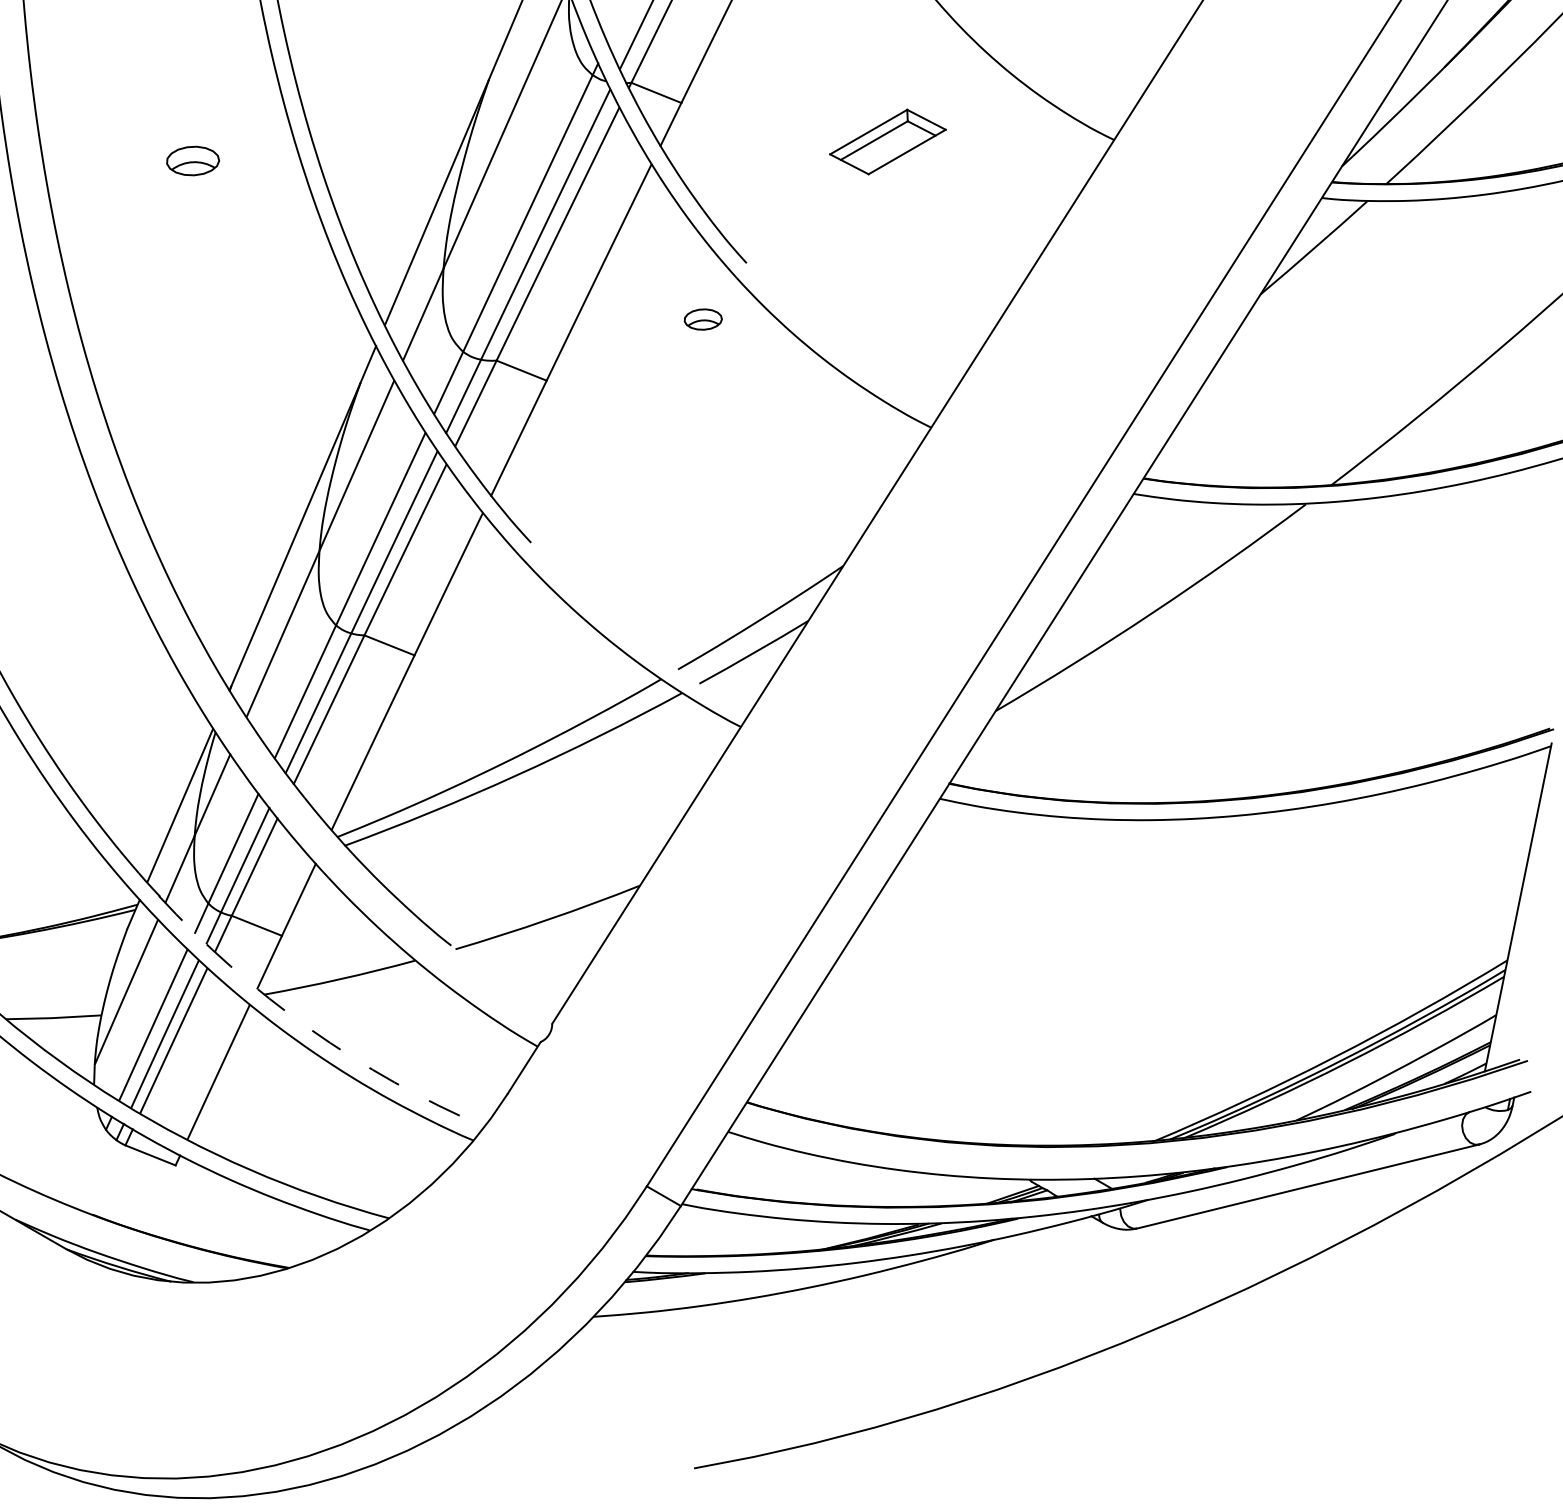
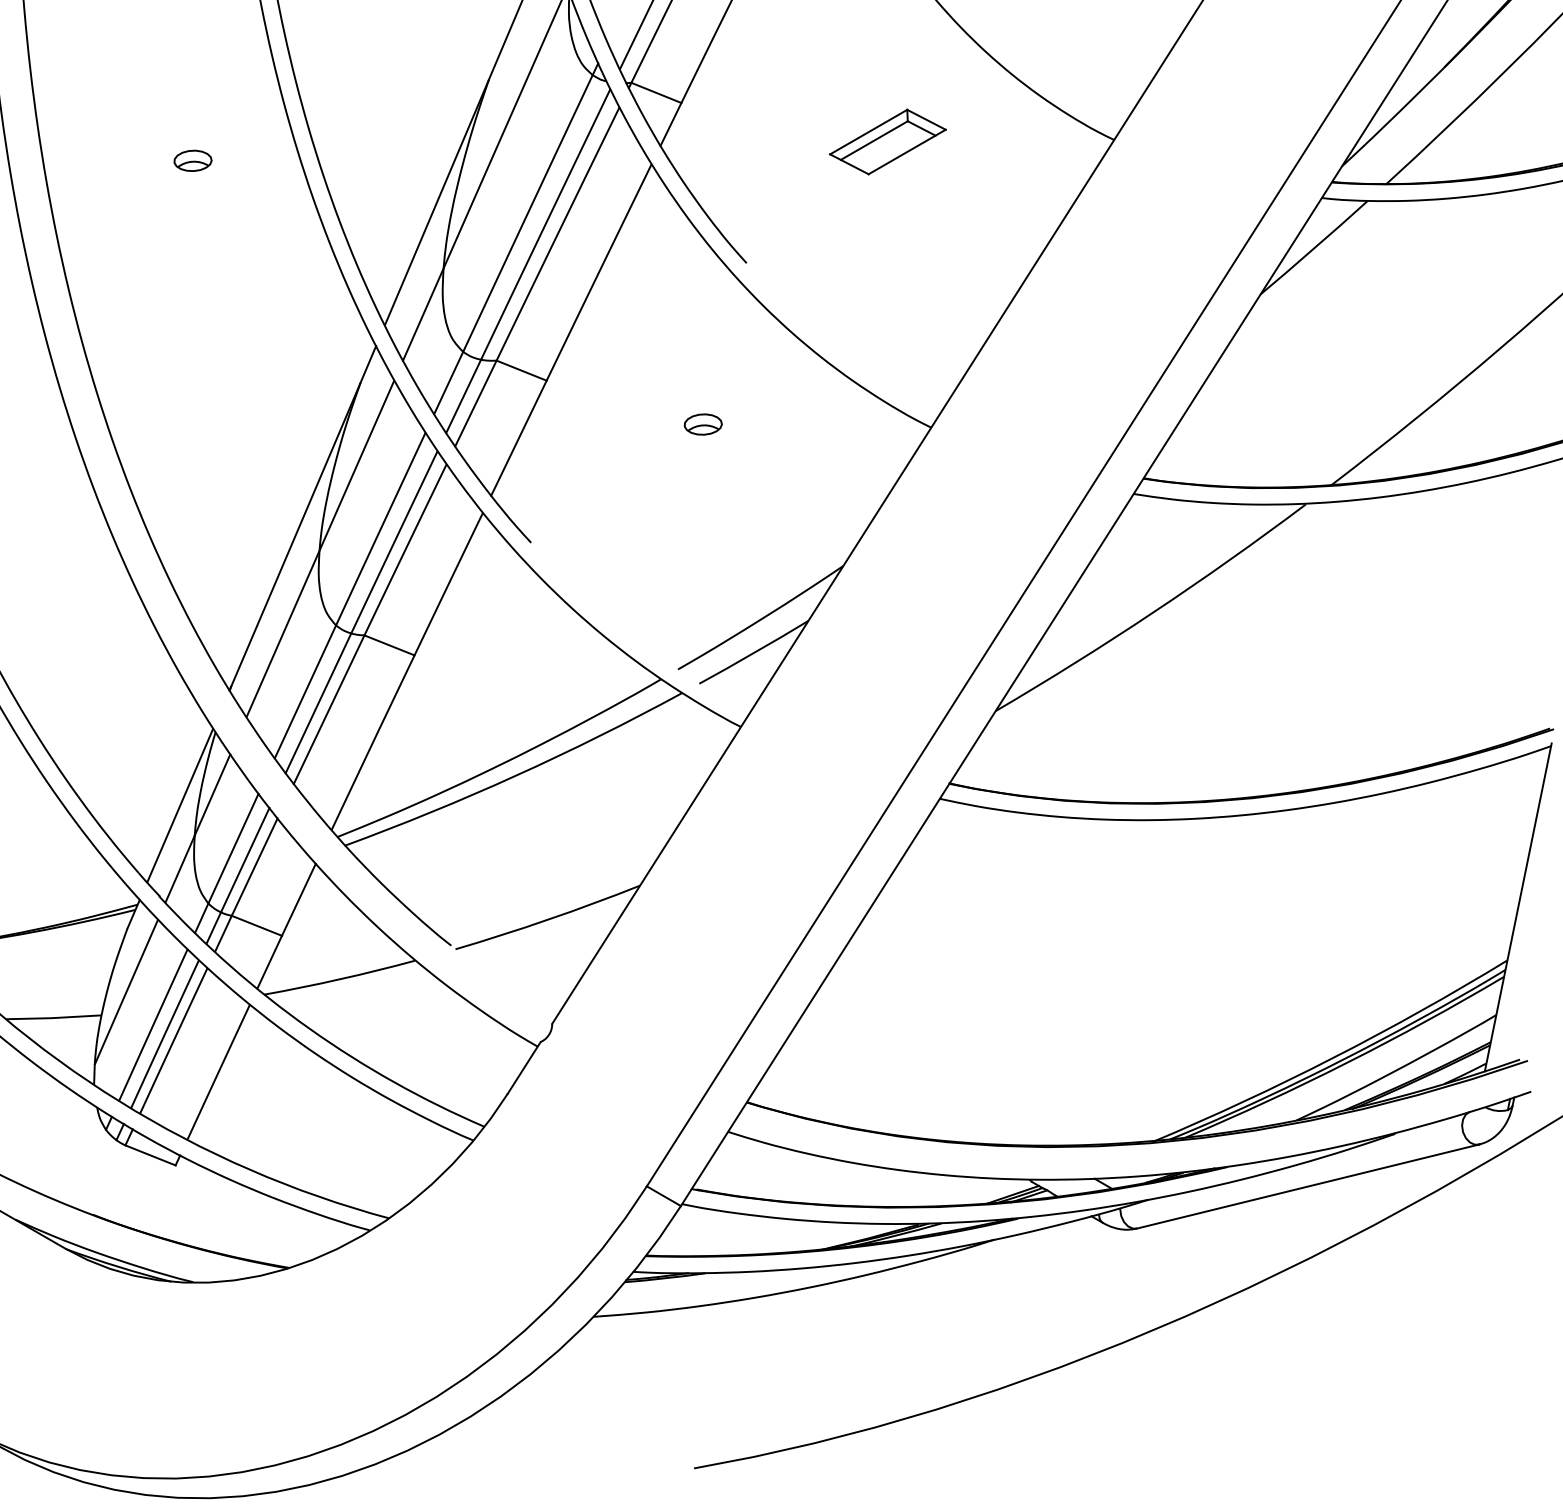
part size: 55x32 px -> 40x23 px (192, 160)
part position: (702, 319) -> (702, 424) (702, 424)
arc: dashed -> solid (309, 1028)
